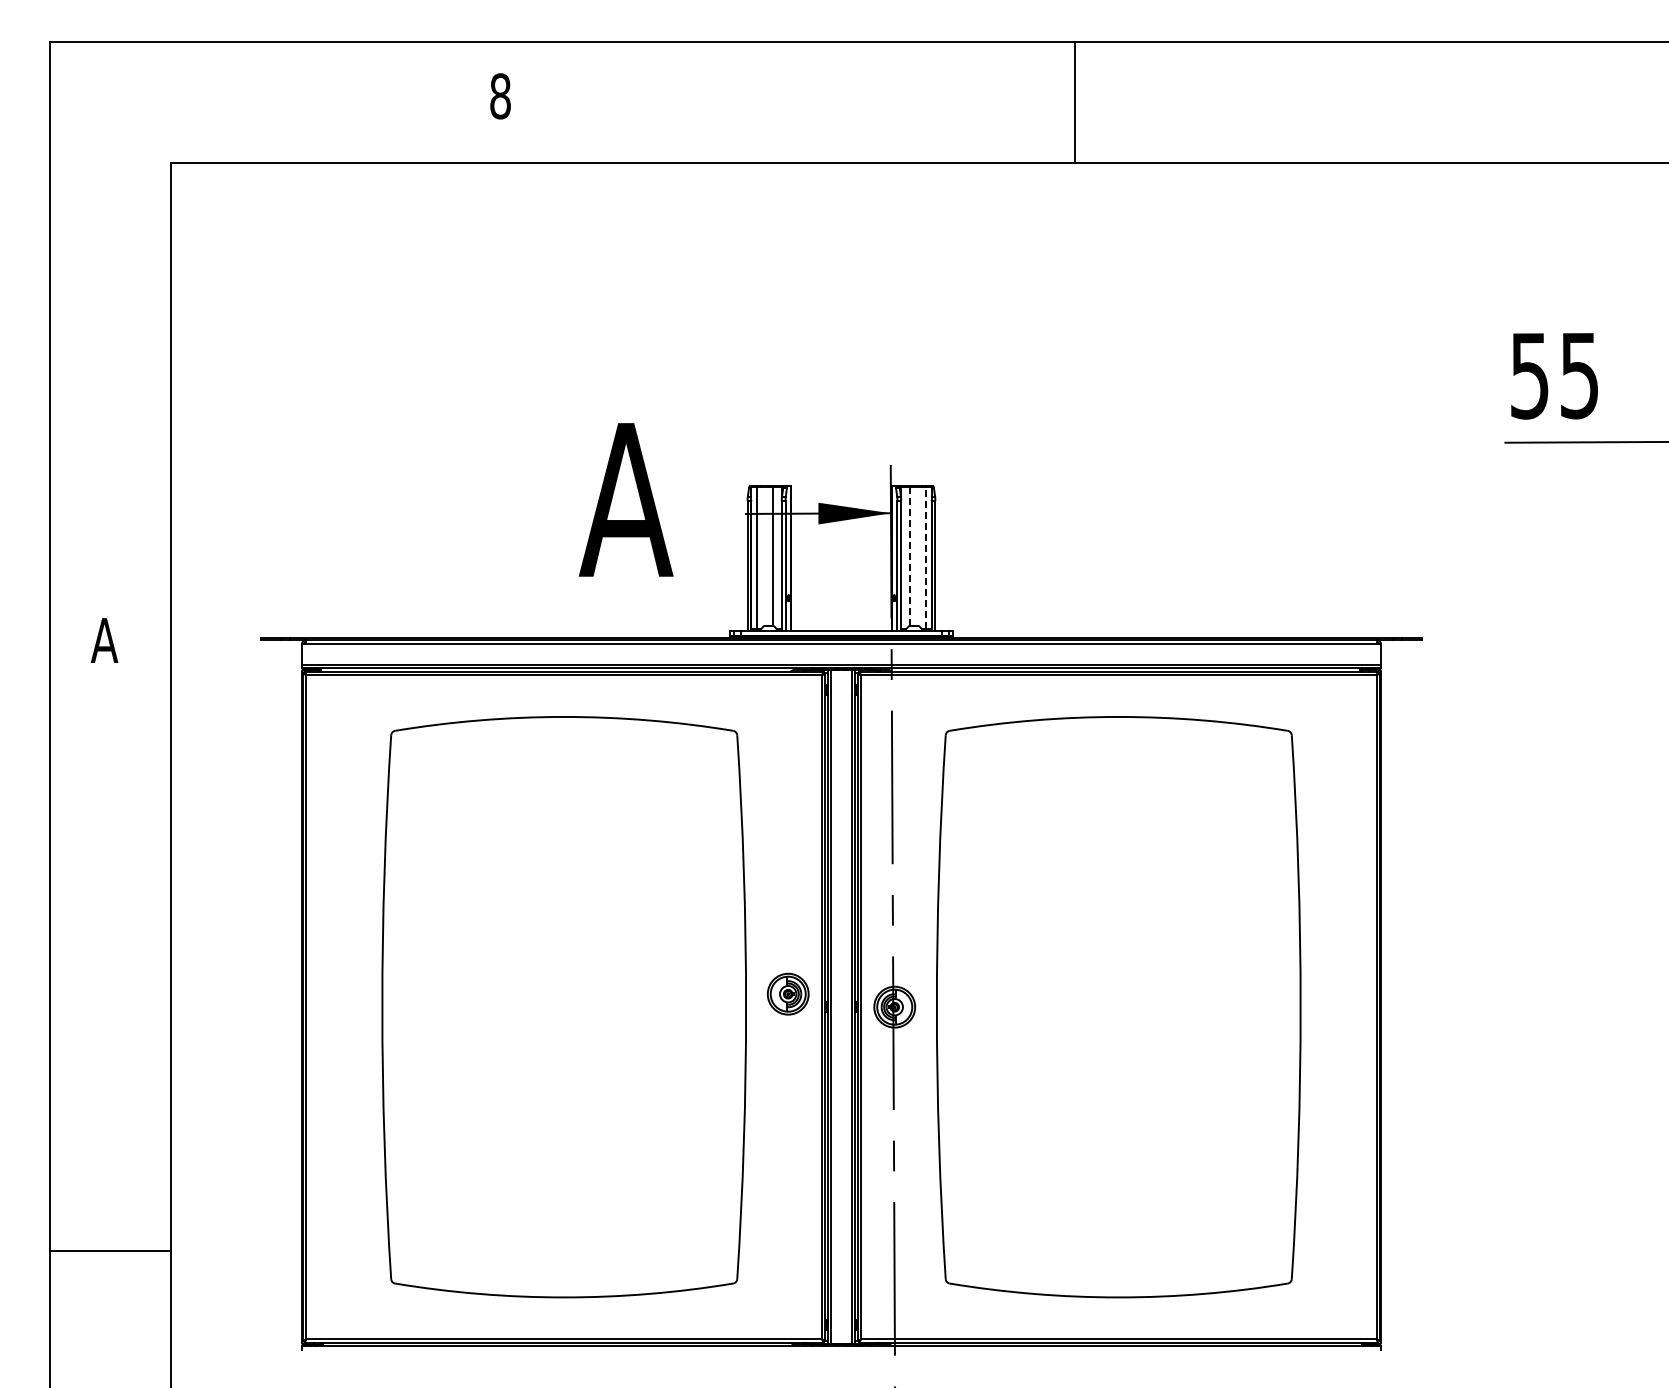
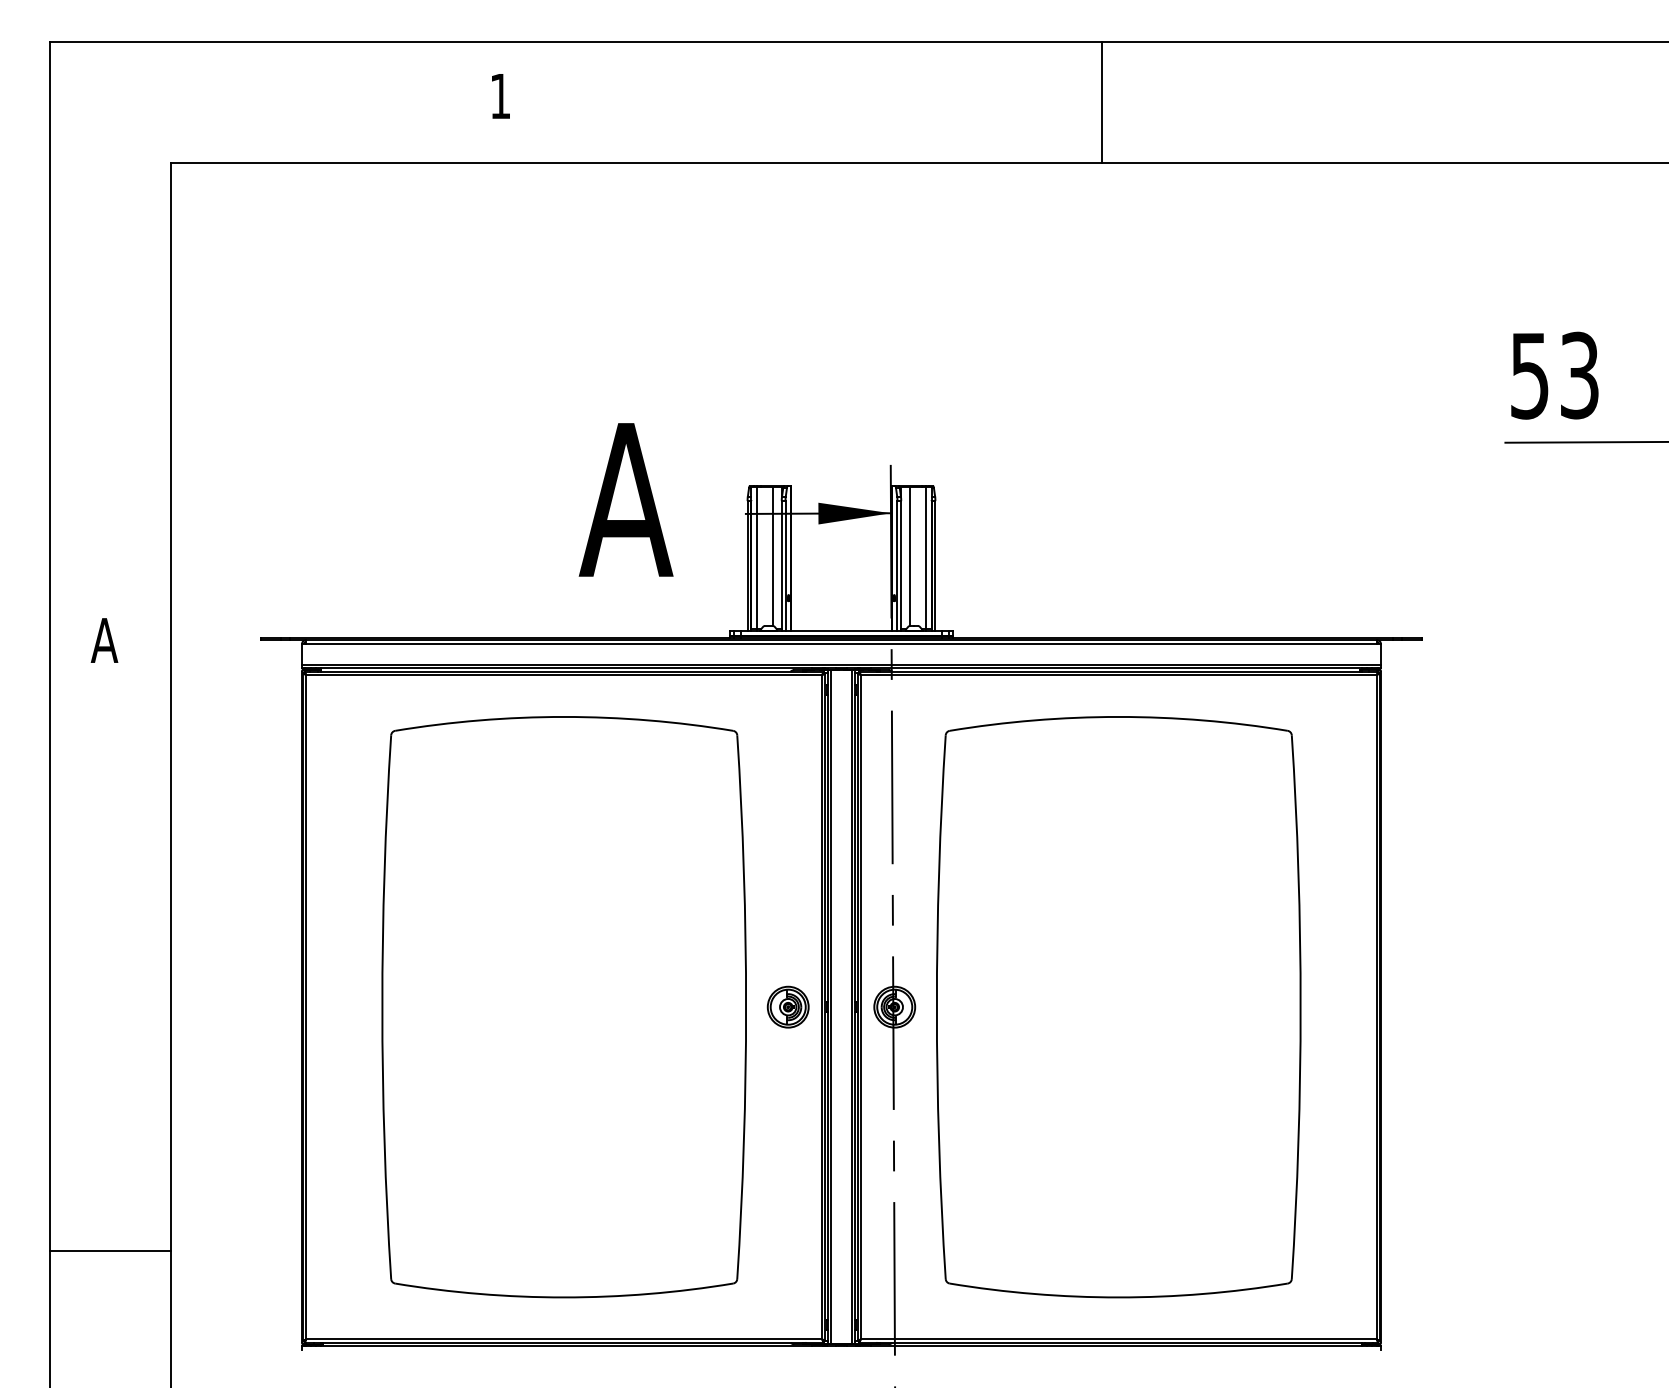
text: 8 -> 1 (500, 96)
line position: (1075, 101) -> (1102, 101) (1102, 101)
text: 55 -> 53 (1579, 375)
line: dashed -> solid (910, 556)
line: dashed -> solid (925, 557)
part position: (787, 993) -> (787, 1006) (787, 1006)
